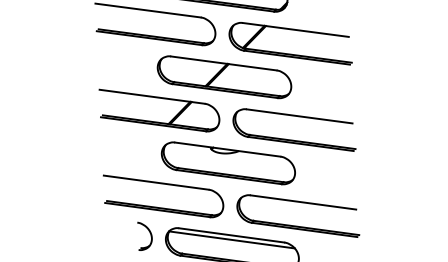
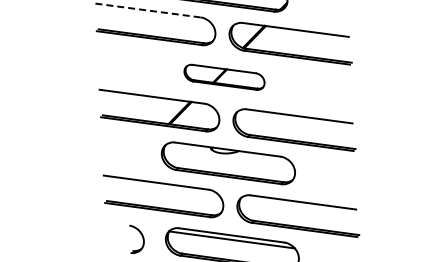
line: solid -> dashed (148, 10)
part size: 137x45 px -> 83x28 px (224, 76)
part position: (144, 235) -> (136, 238) (136, 238)
